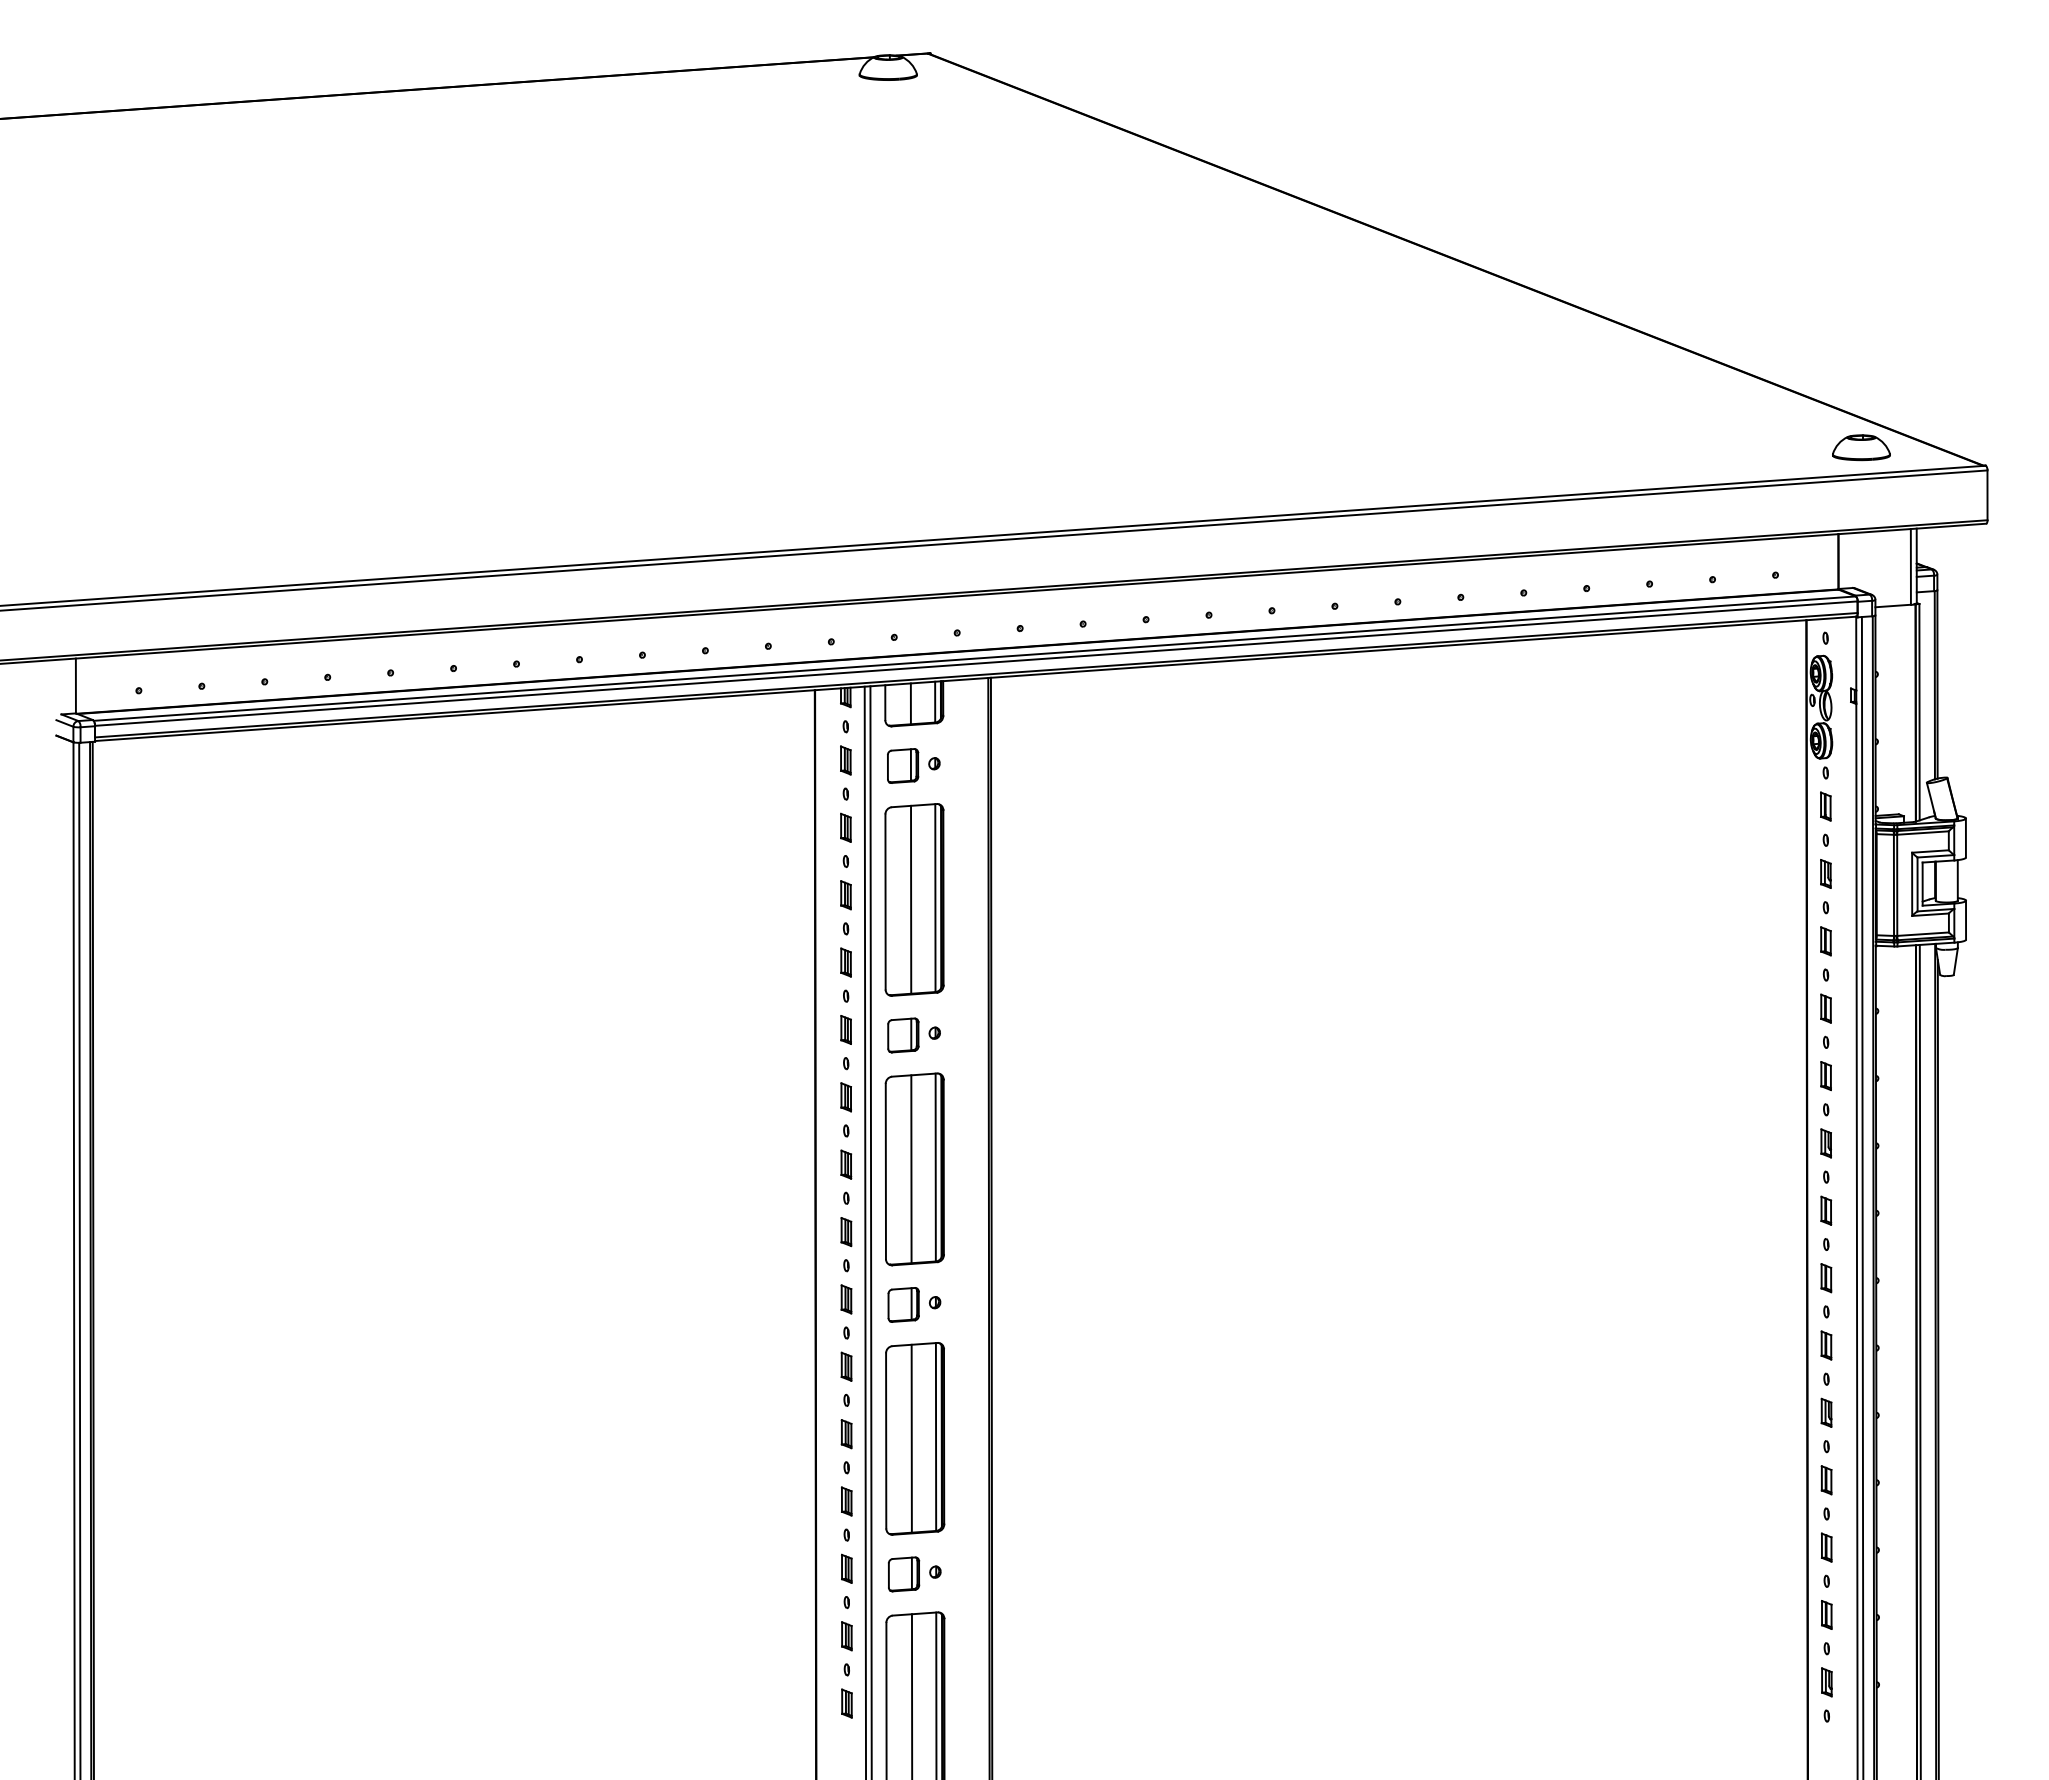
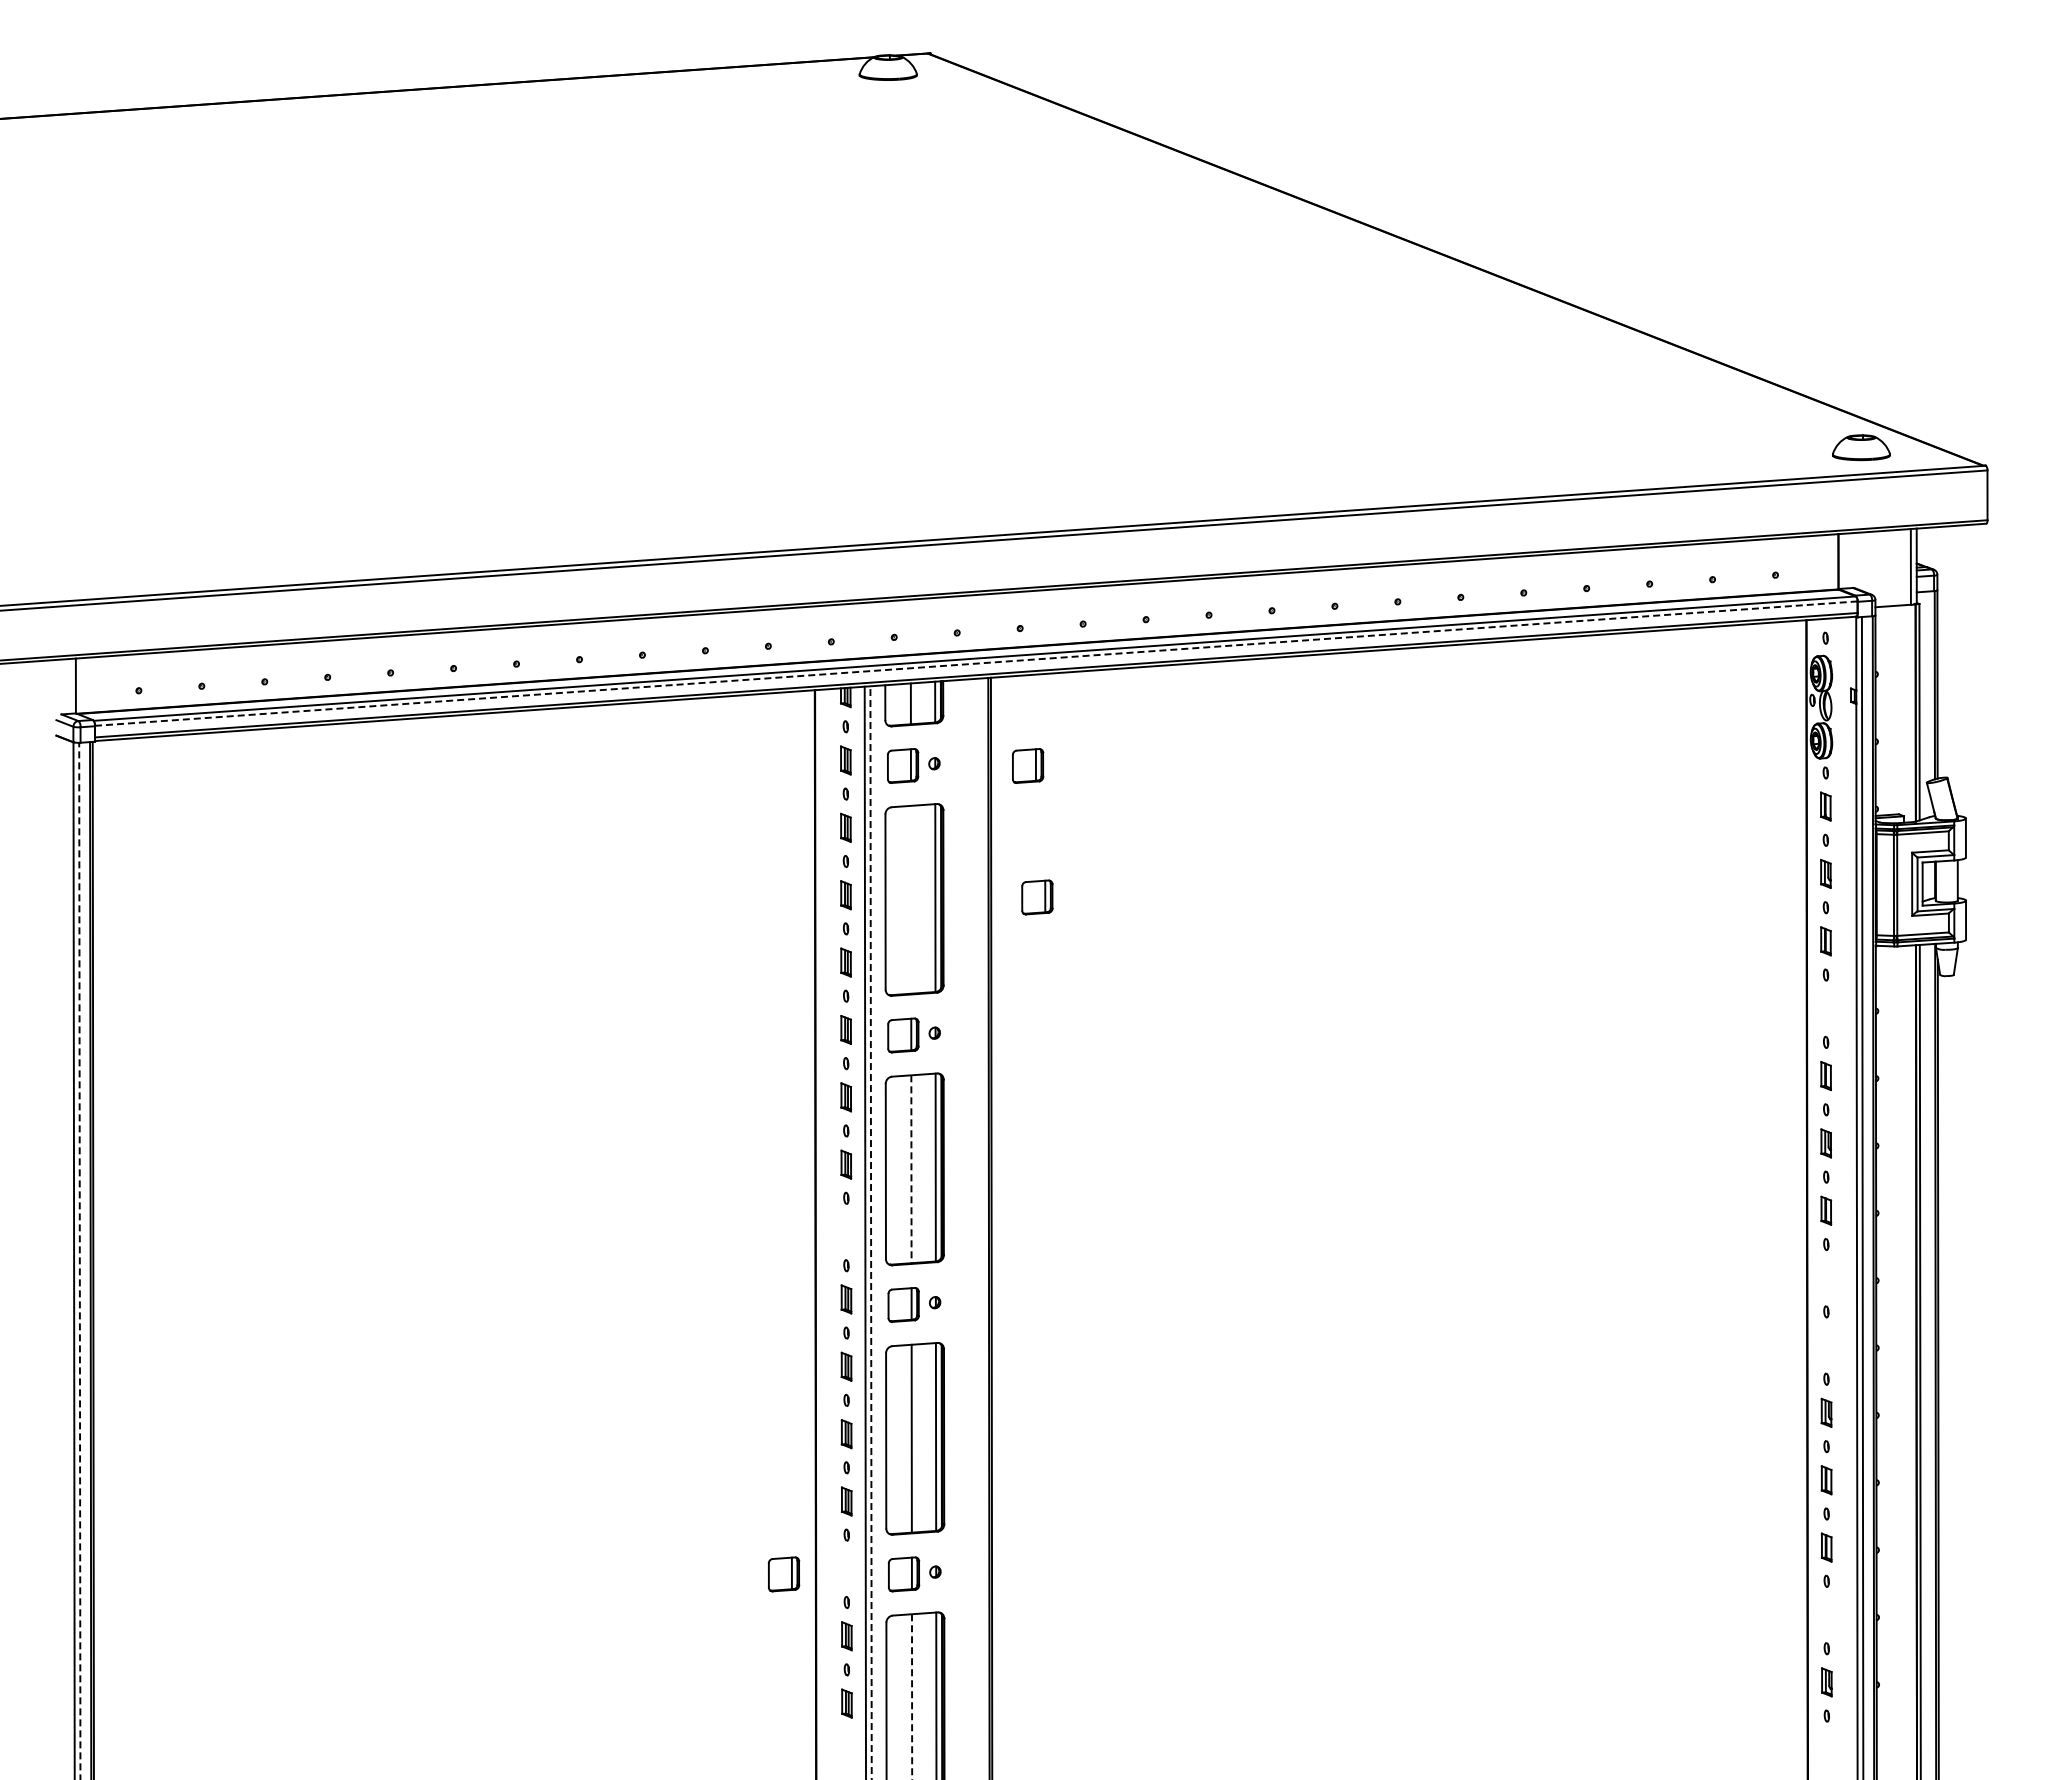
line: solid -> dashed (976, 663)
part: none -> present (1028, 765)
part: none -> present (1037, 897)
line: present -> none (911, 899)
part: present -> none (1825, 1008)
line: solid -> dashed (911, 1169)
part: present -> none (846, 1232)
line: solid -> dashed (871, 1232)
line: solid -> dashed (79, 1260)
part: present -> none (1826, 1278)
part: present -> none (1826, 1345)
part: present -> none (846, 1568)
part: none -> present (783, 1574)
part: present -> none (1826, 1614)
line: solid -> dashed (912, 1697)
